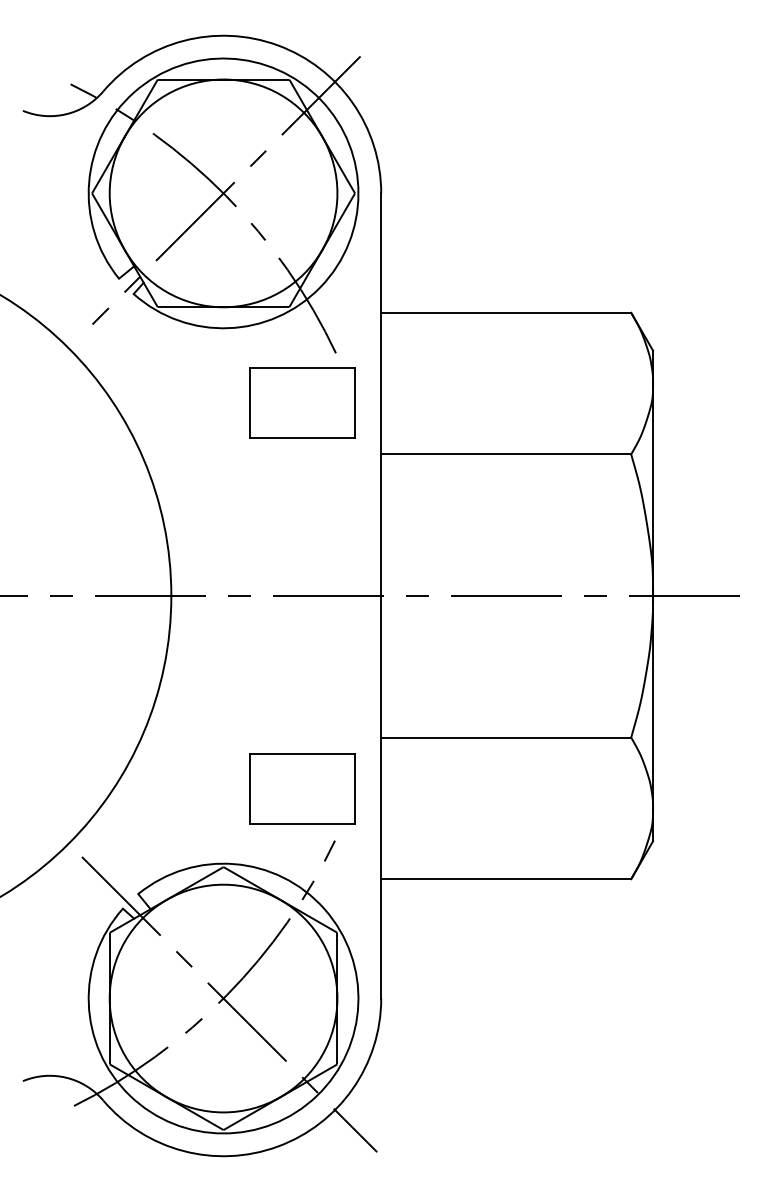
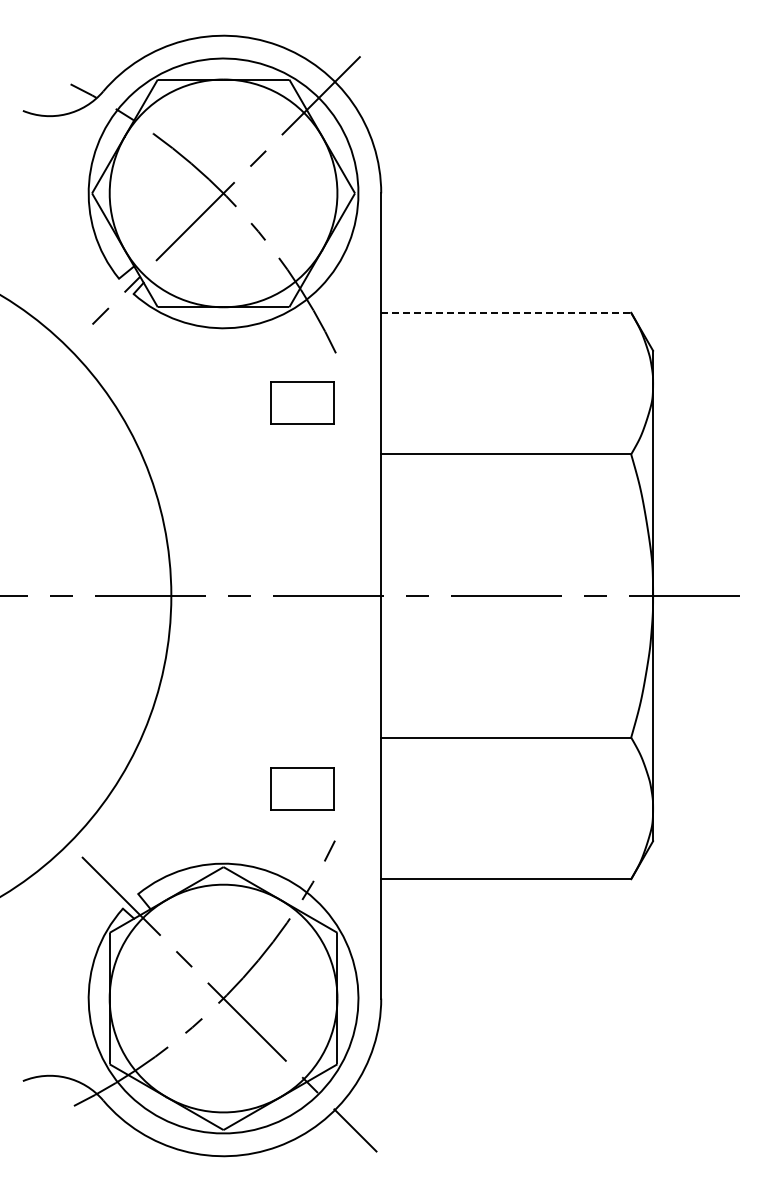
line: solid -> dashed (506, 312)
part size: 107x72 px -> 65x44 px (302, 402)
part size: 107x72 px -> 65x44 px (302, 788)
